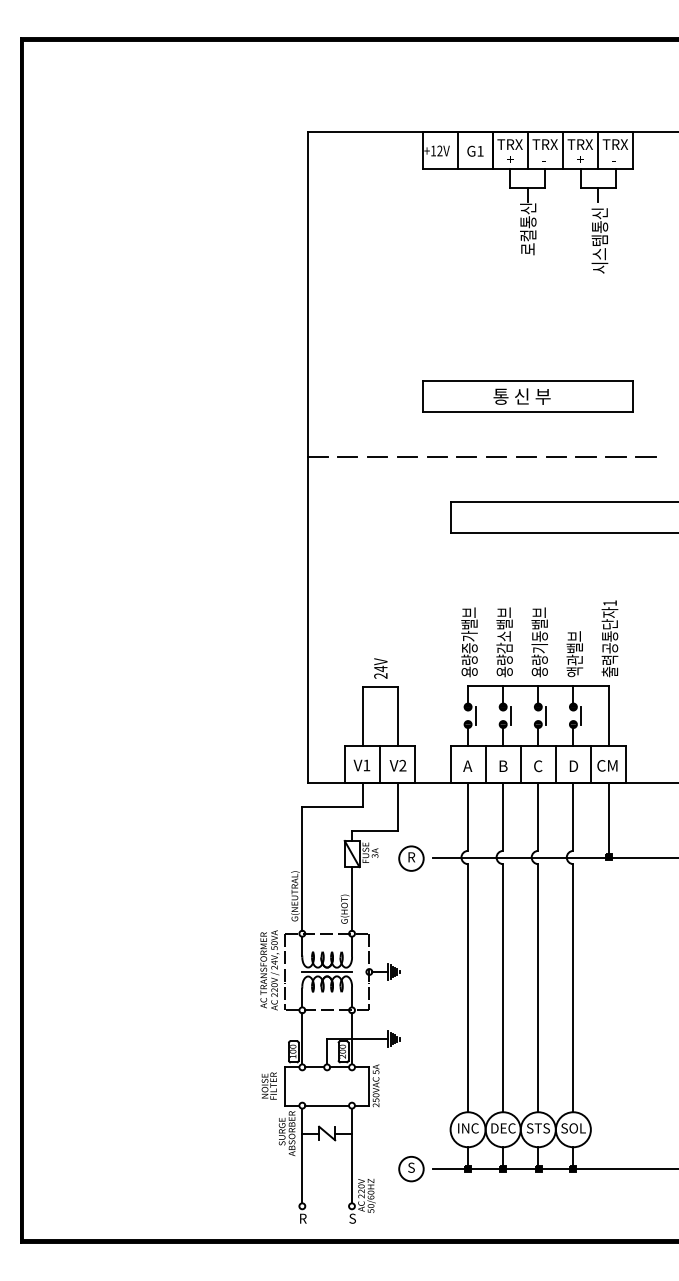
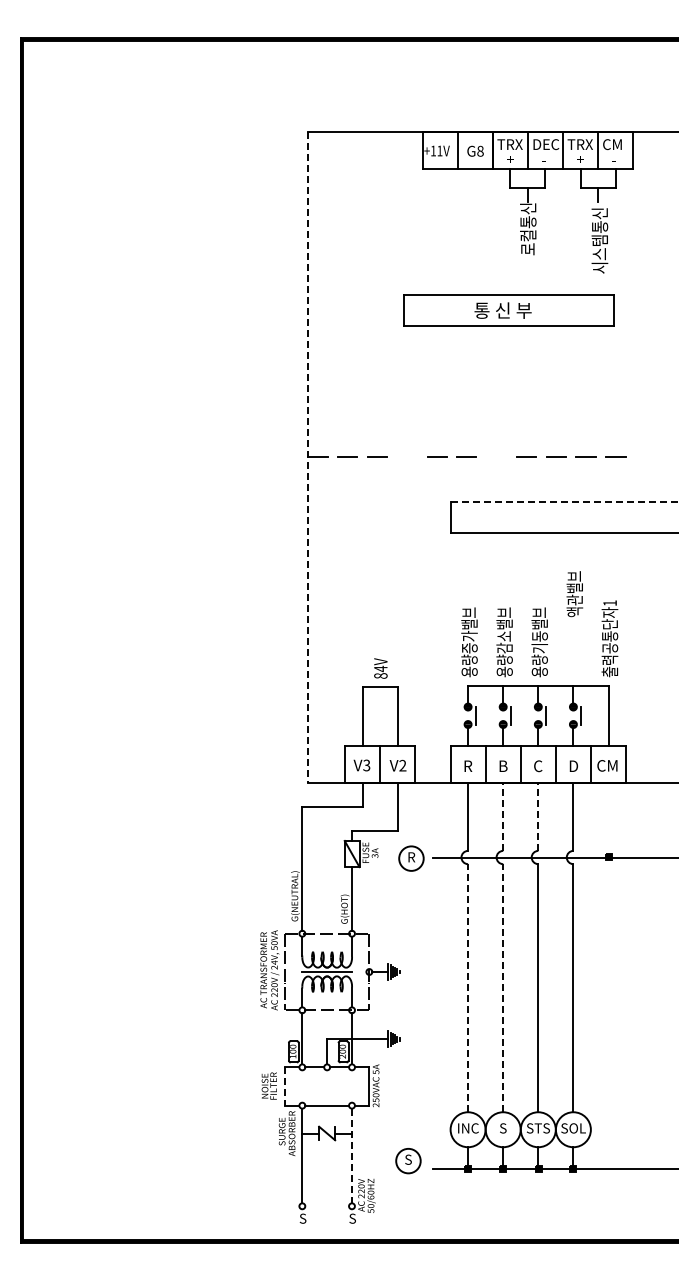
text: TRX -> DEC (545, 144)
text: TRX -> CM (614, 144)
text: +12V -> +11V (439, 150)
text: G1 -> G8 (480, 150)
part position: (527, 396) -> (508, 310) (508, 310)
line: present -> none (407, 456)
line: present -> none (496, 456)
line: present -> none (645, 456)
line: solid -> dashed (308, 457)
line: solid -> dashed (564, 501)
text position: (574, 654) -> (574, 594) (574, 594)
text: 24V -> 84V (380, 675)
text: V1 -> V3 (366, 765)
text: A -> R (467, 765)
line: solid -> dashed (503, 817)
line: solid -> dashed (538, 817)
line: present -> none (608, 820)
line: solid -> dashed (468, 987)
line: solid -> dashed (503, 987)
line: solid -> dashed (284, 1087)
text: DEC -> S (503, 1128)
line: solid -> dashed (351, 1156)
part position: (411, 1169) -> (408, 1161) (408, 1161)
text: R -> S (302, 1218)
